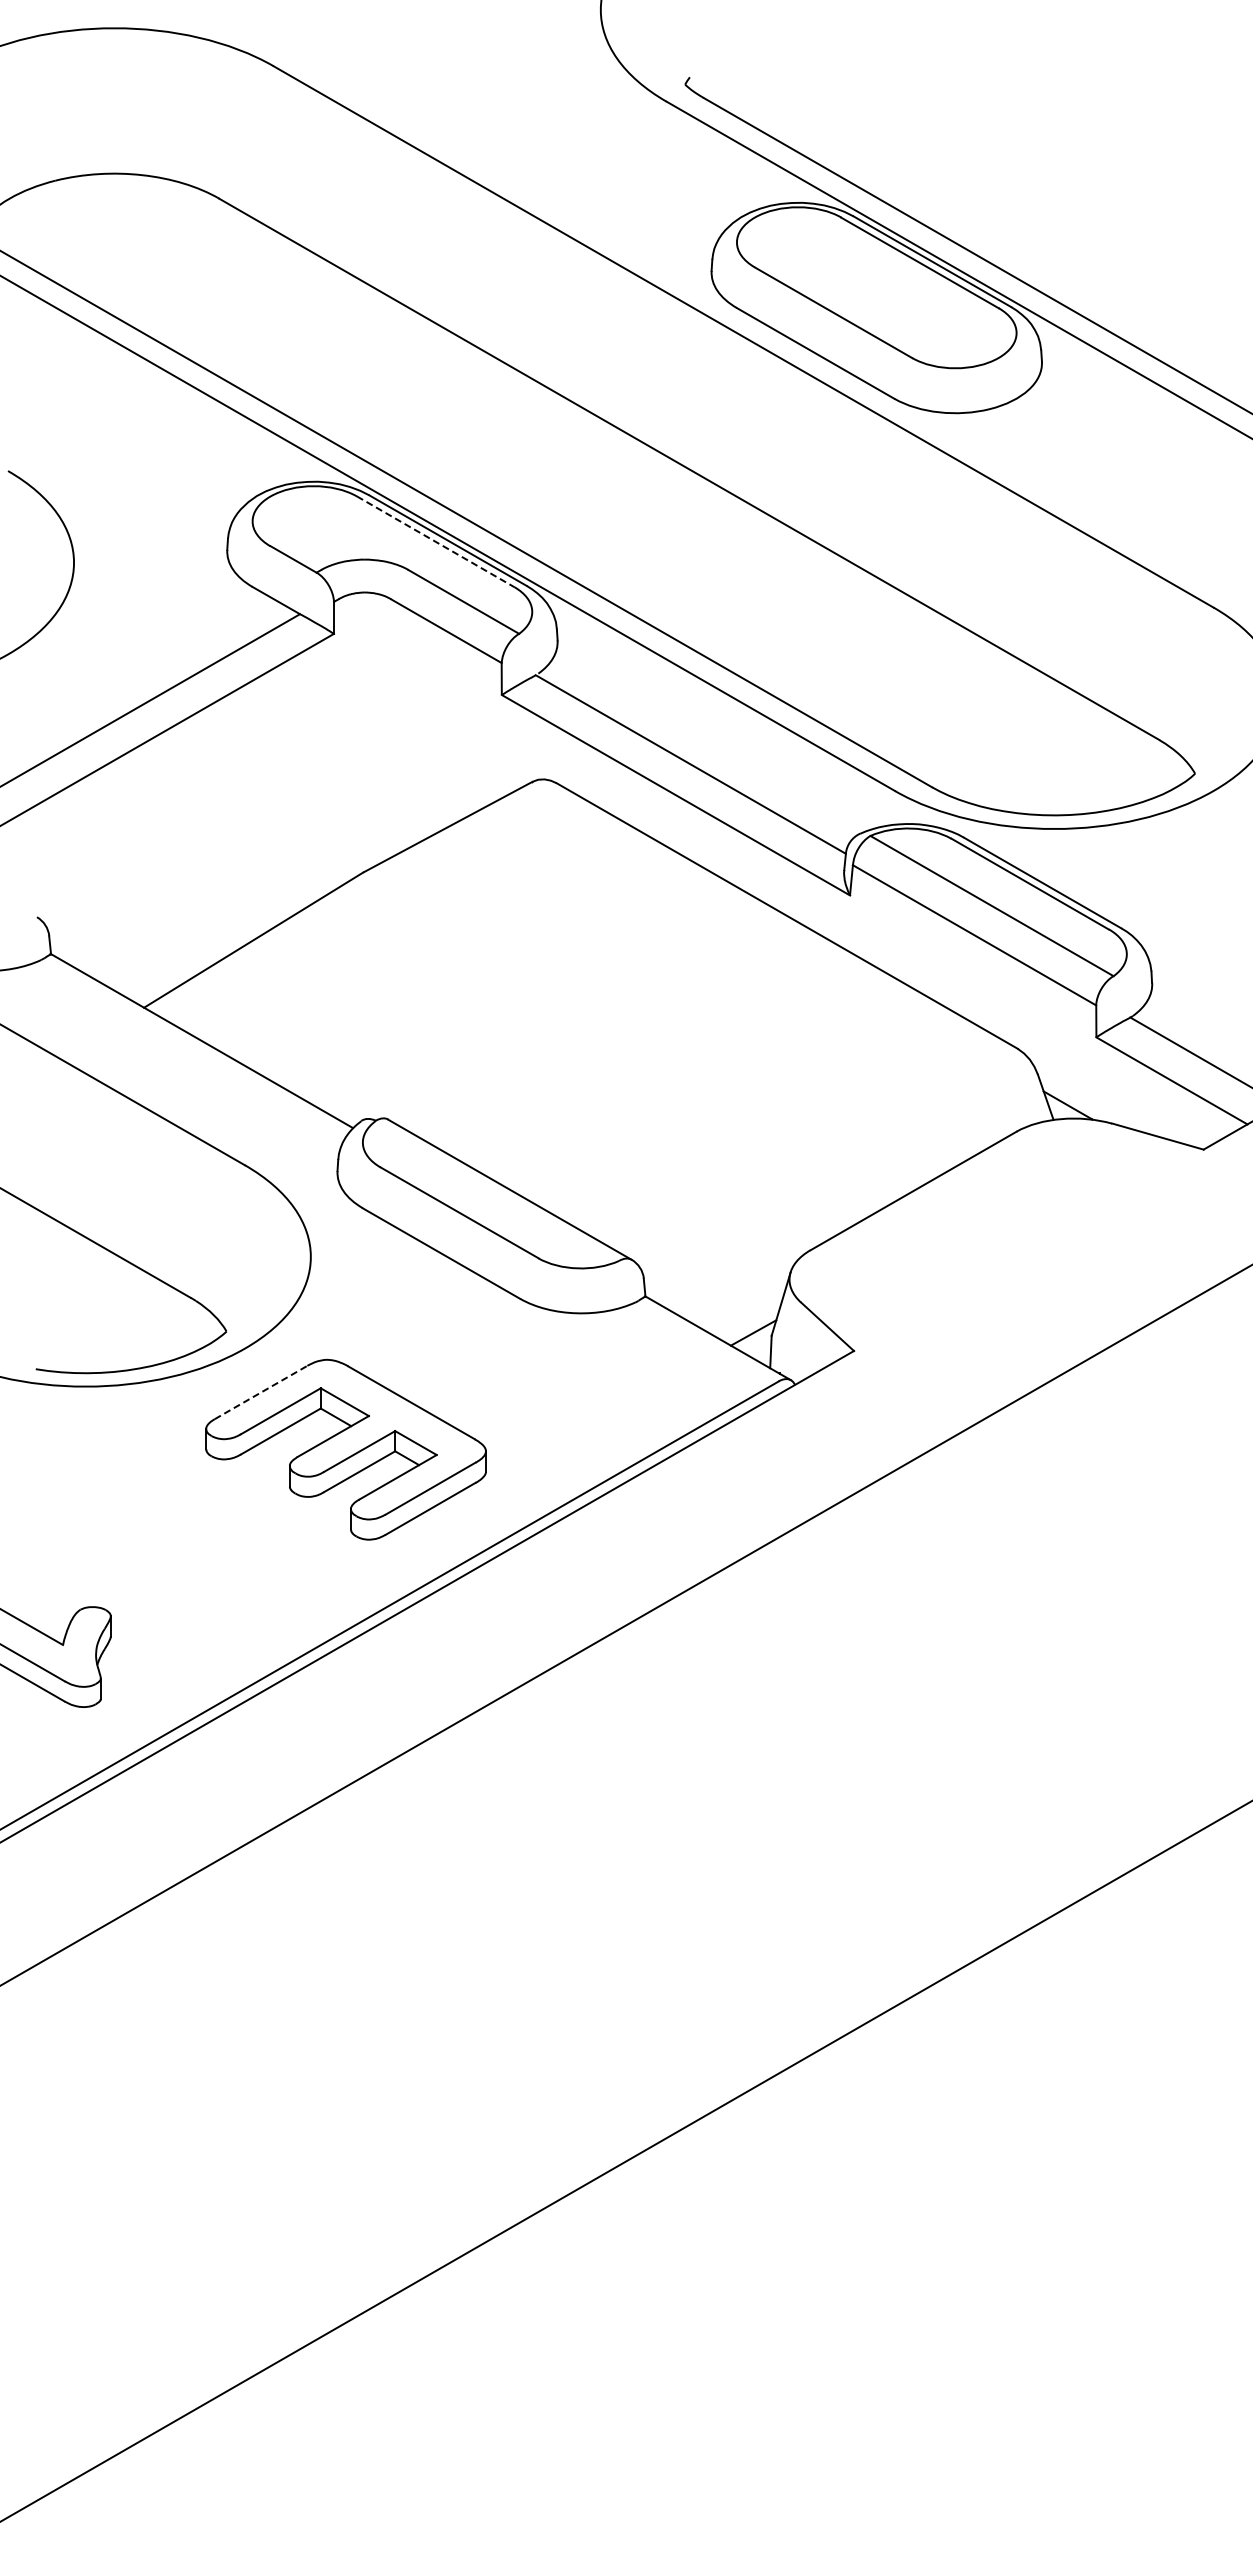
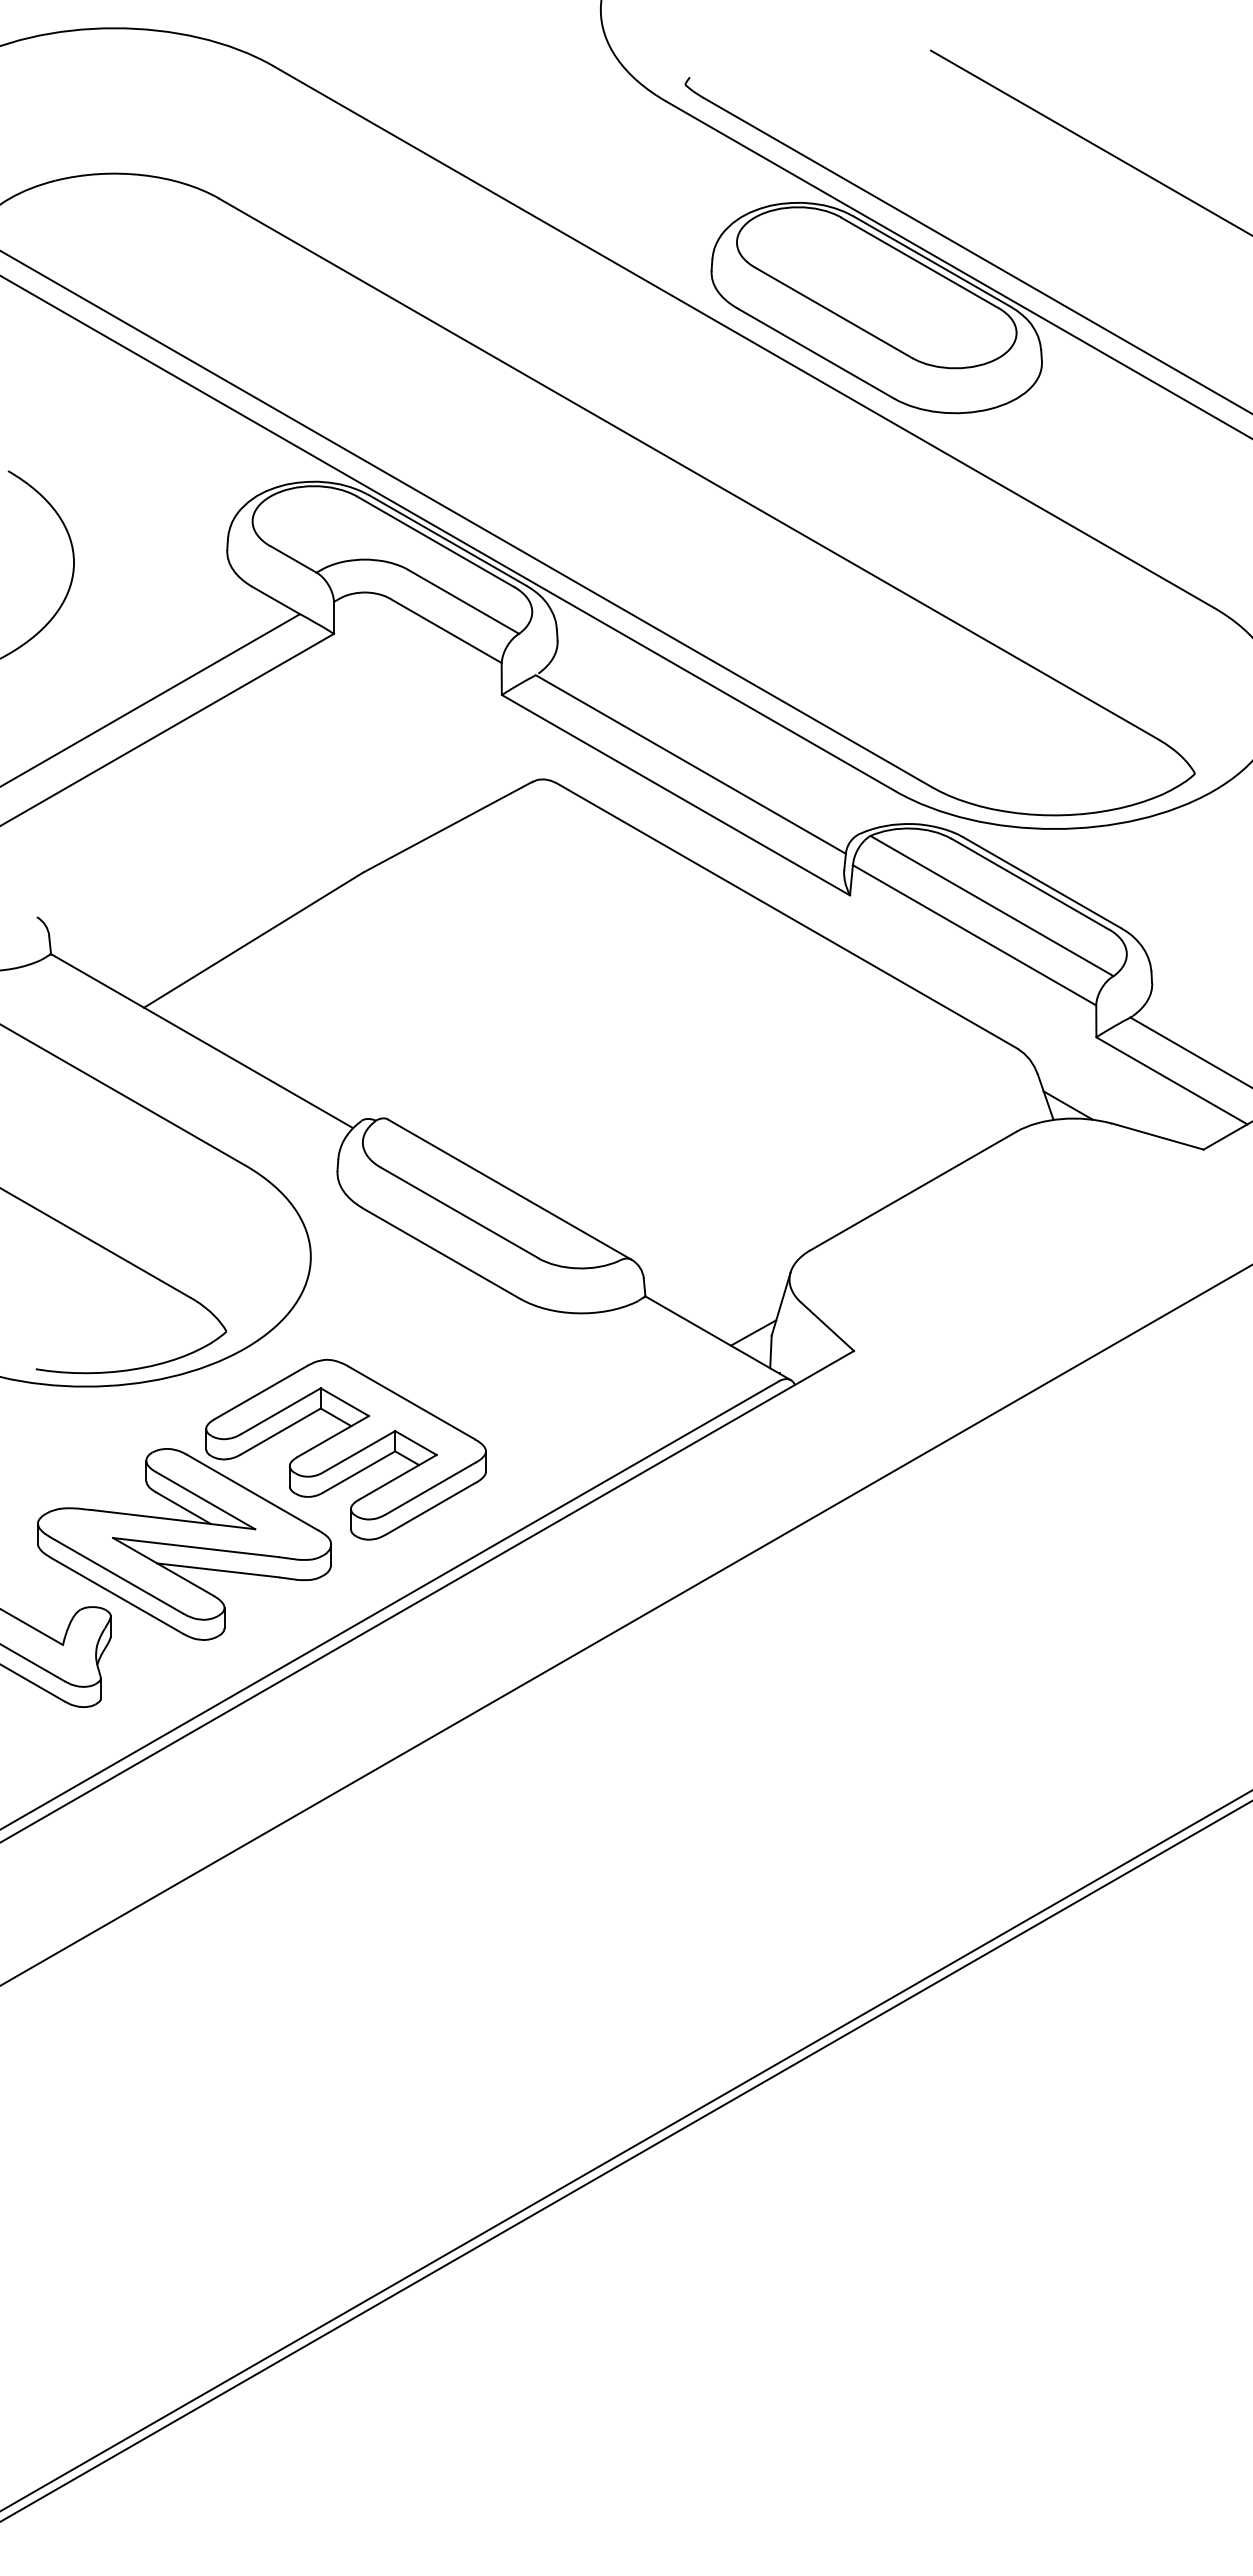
line: none -> present (1089, 142)
line: dashed -> solid (435, 541)
line: dashed -> solid (261, 1392)
part: none -> present (184, 1544)
line: none -> present (625, 2151)
